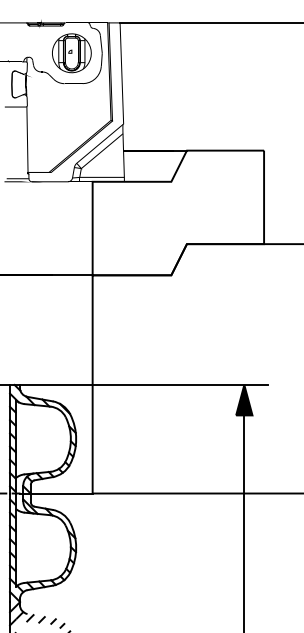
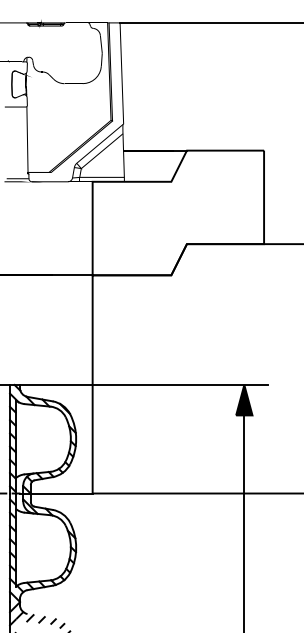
part: present -> none (71, 53)
